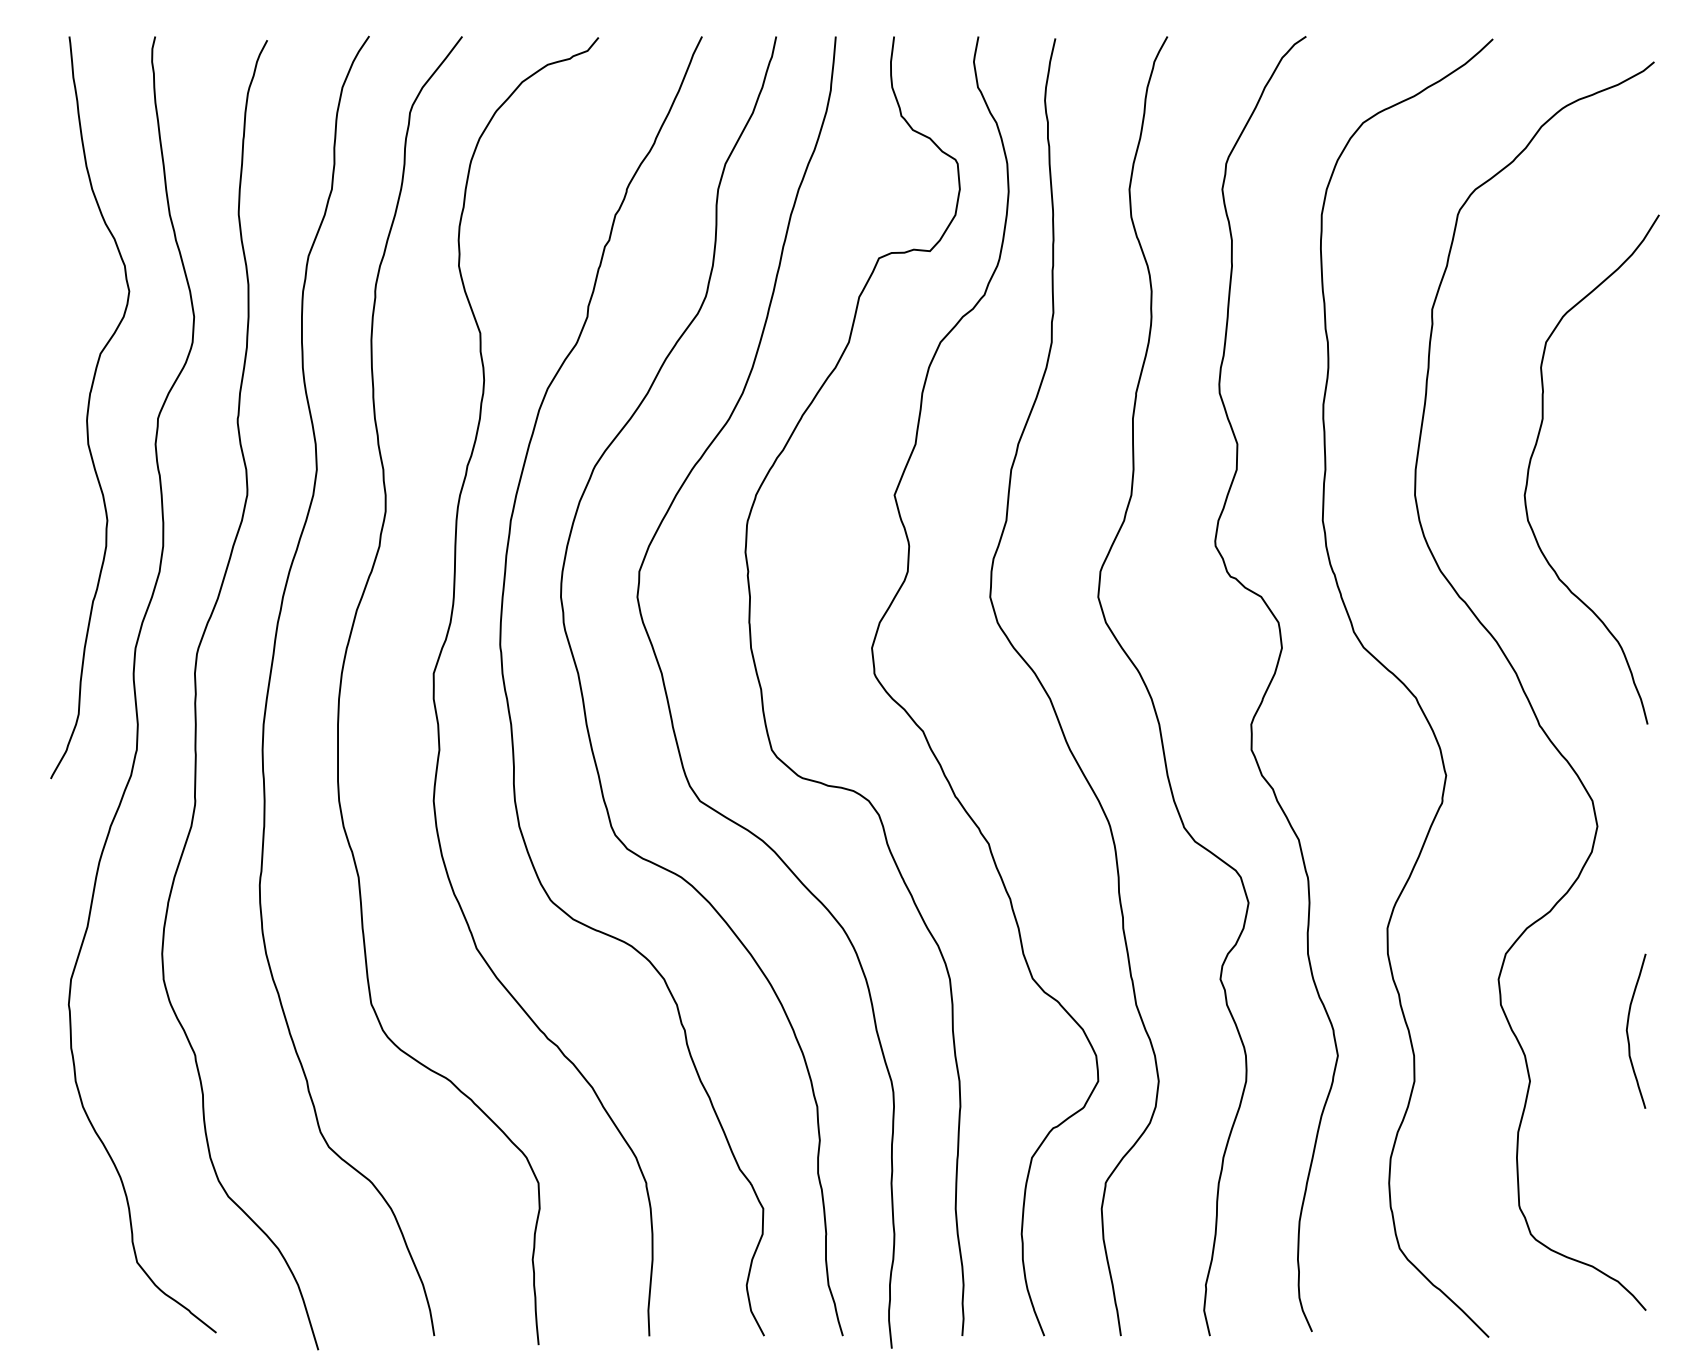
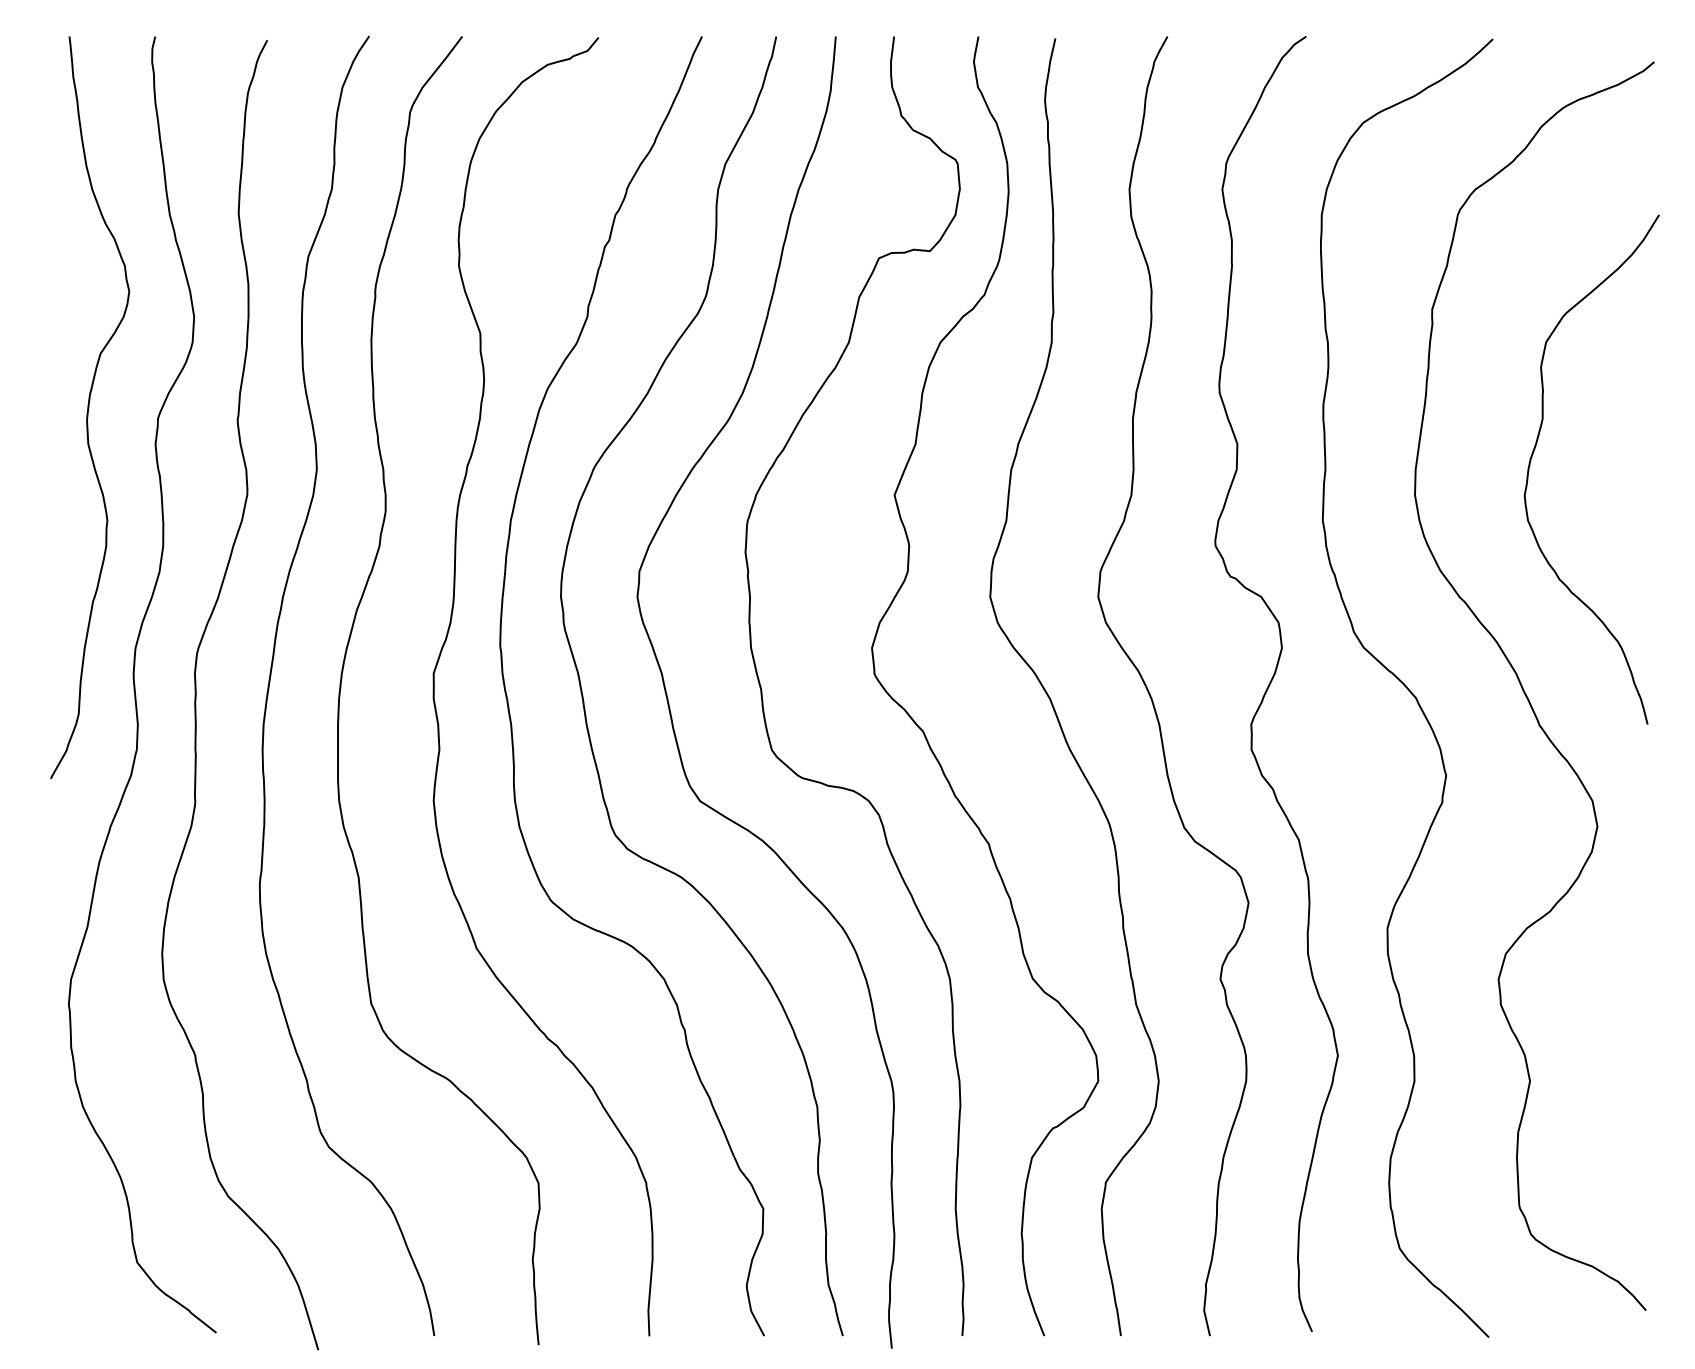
curve: present -> none (1628, 1027)
